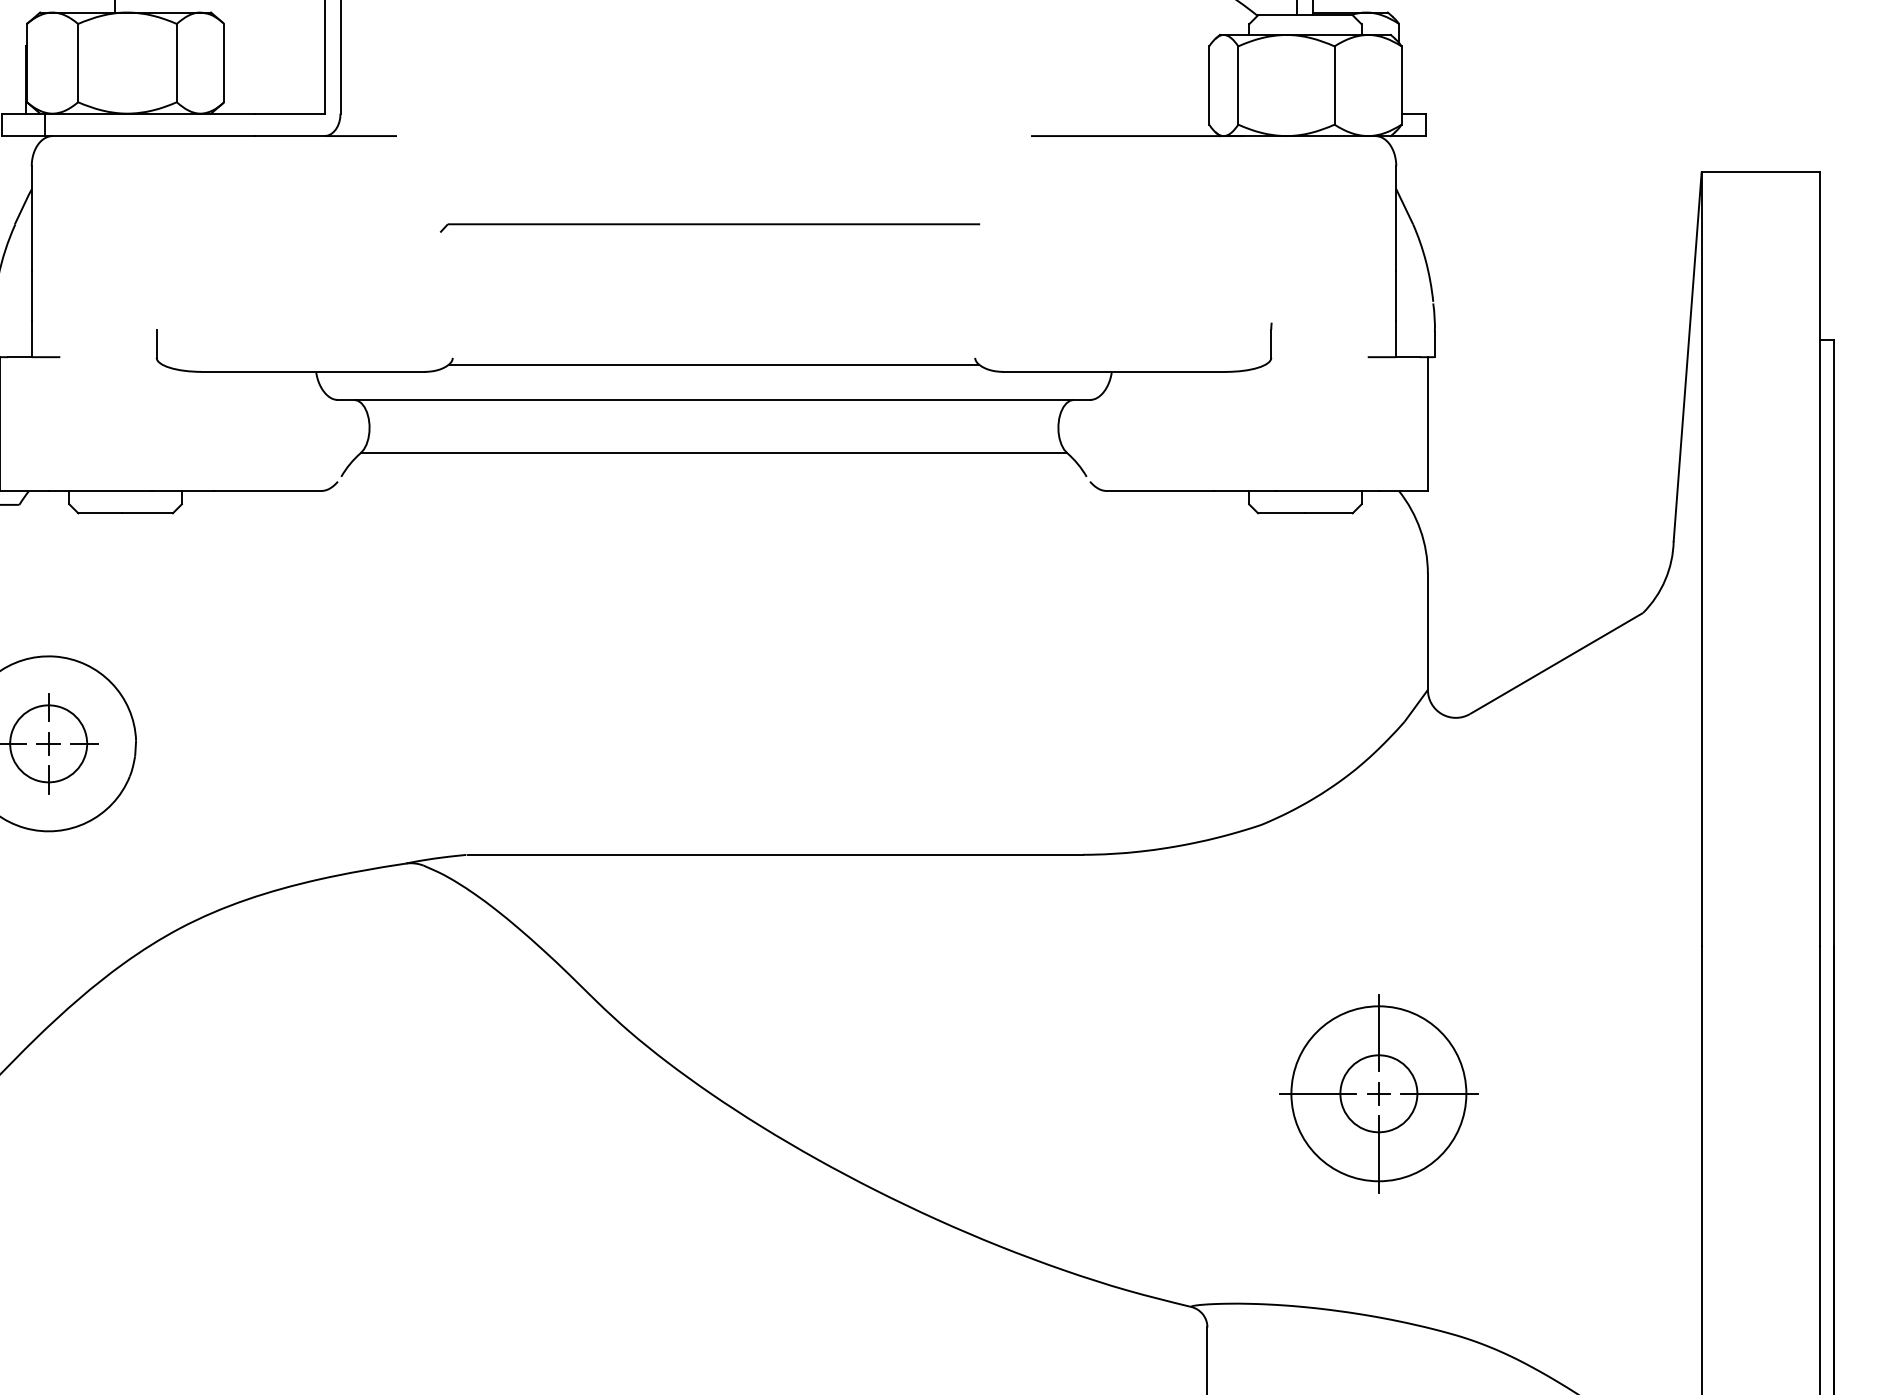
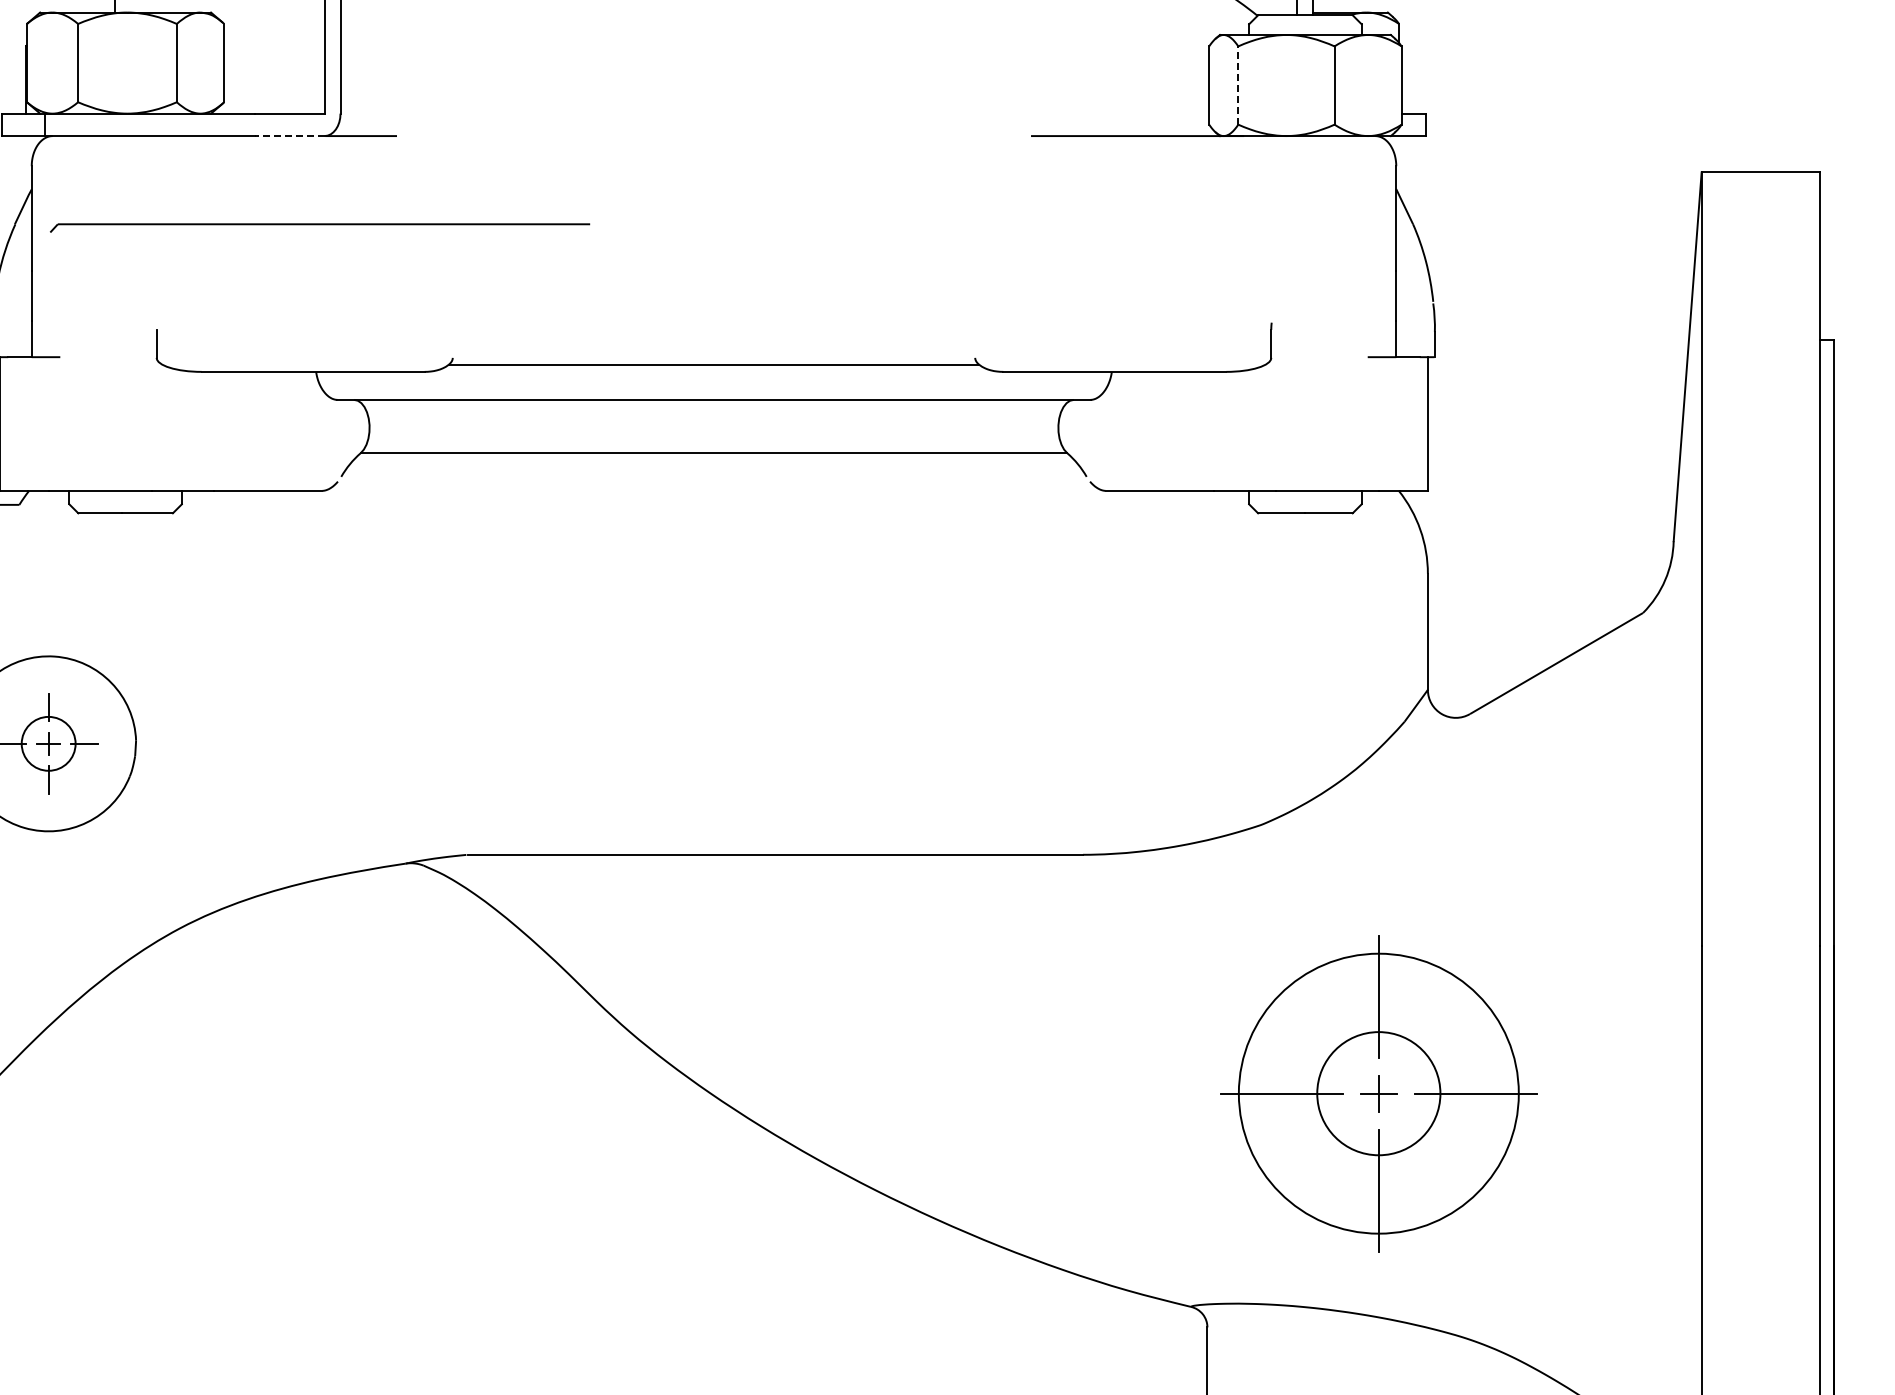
line: solid -> dashed (1238, 85)
line: solid -> dashed (289, 136)
part position: (710, 227) -> (320, 227) (320, 227)
circle diameter: 77 px -> 54 px (48, 743)
part size: 200x200 px -> 318x318 px (1378, 1093)
